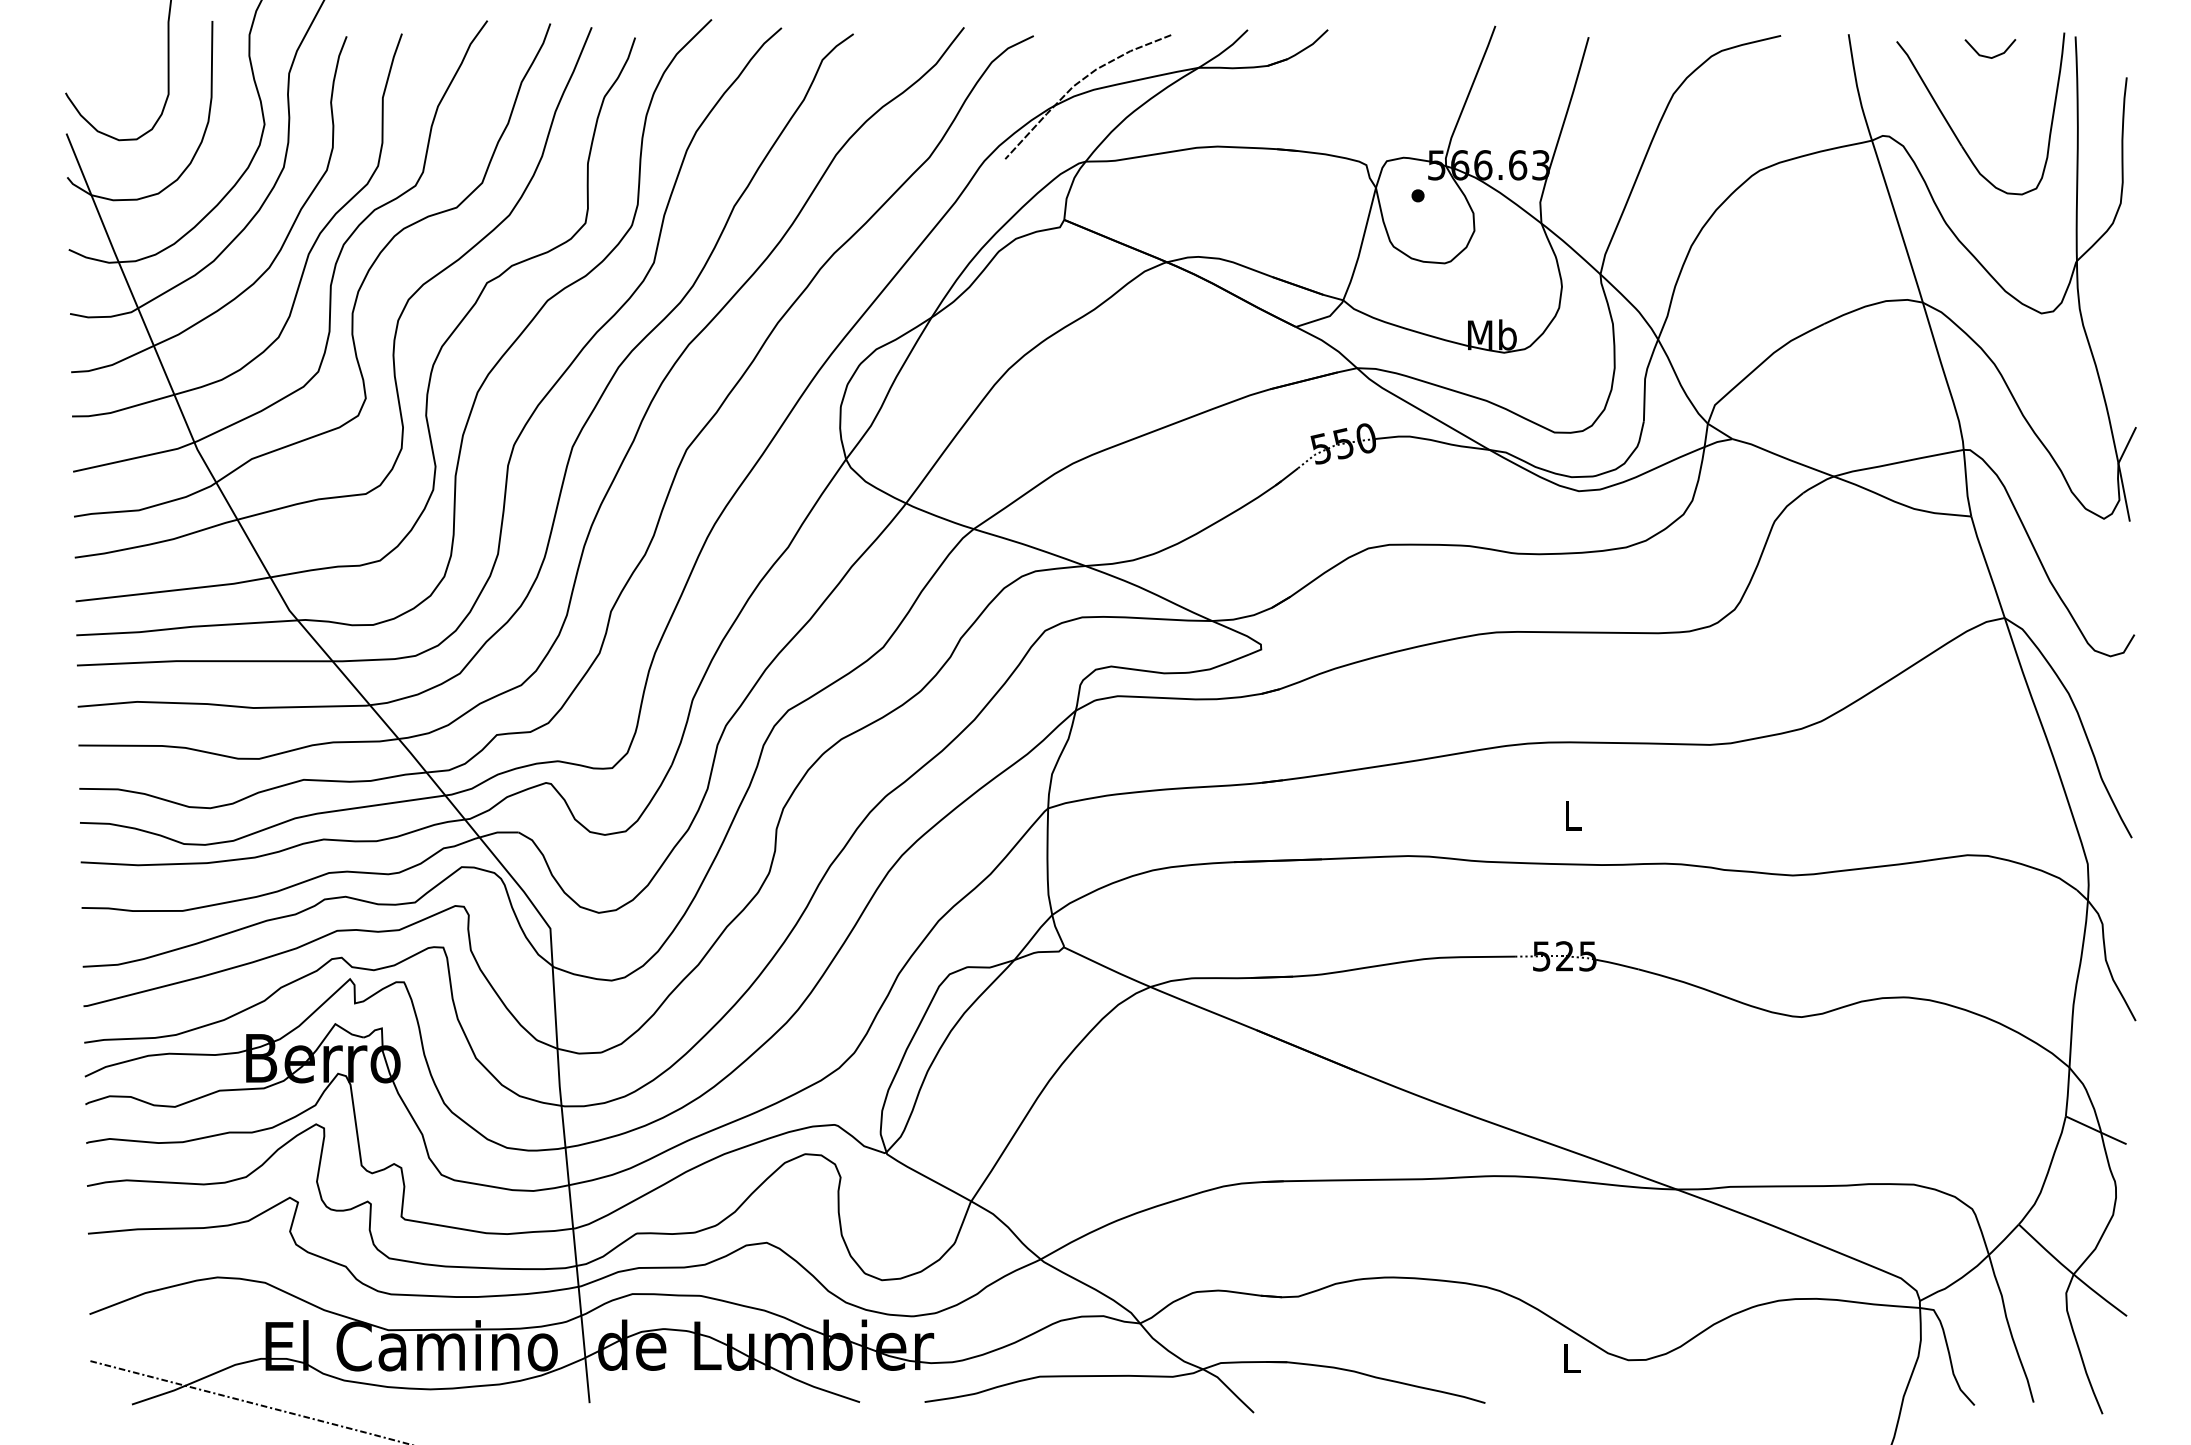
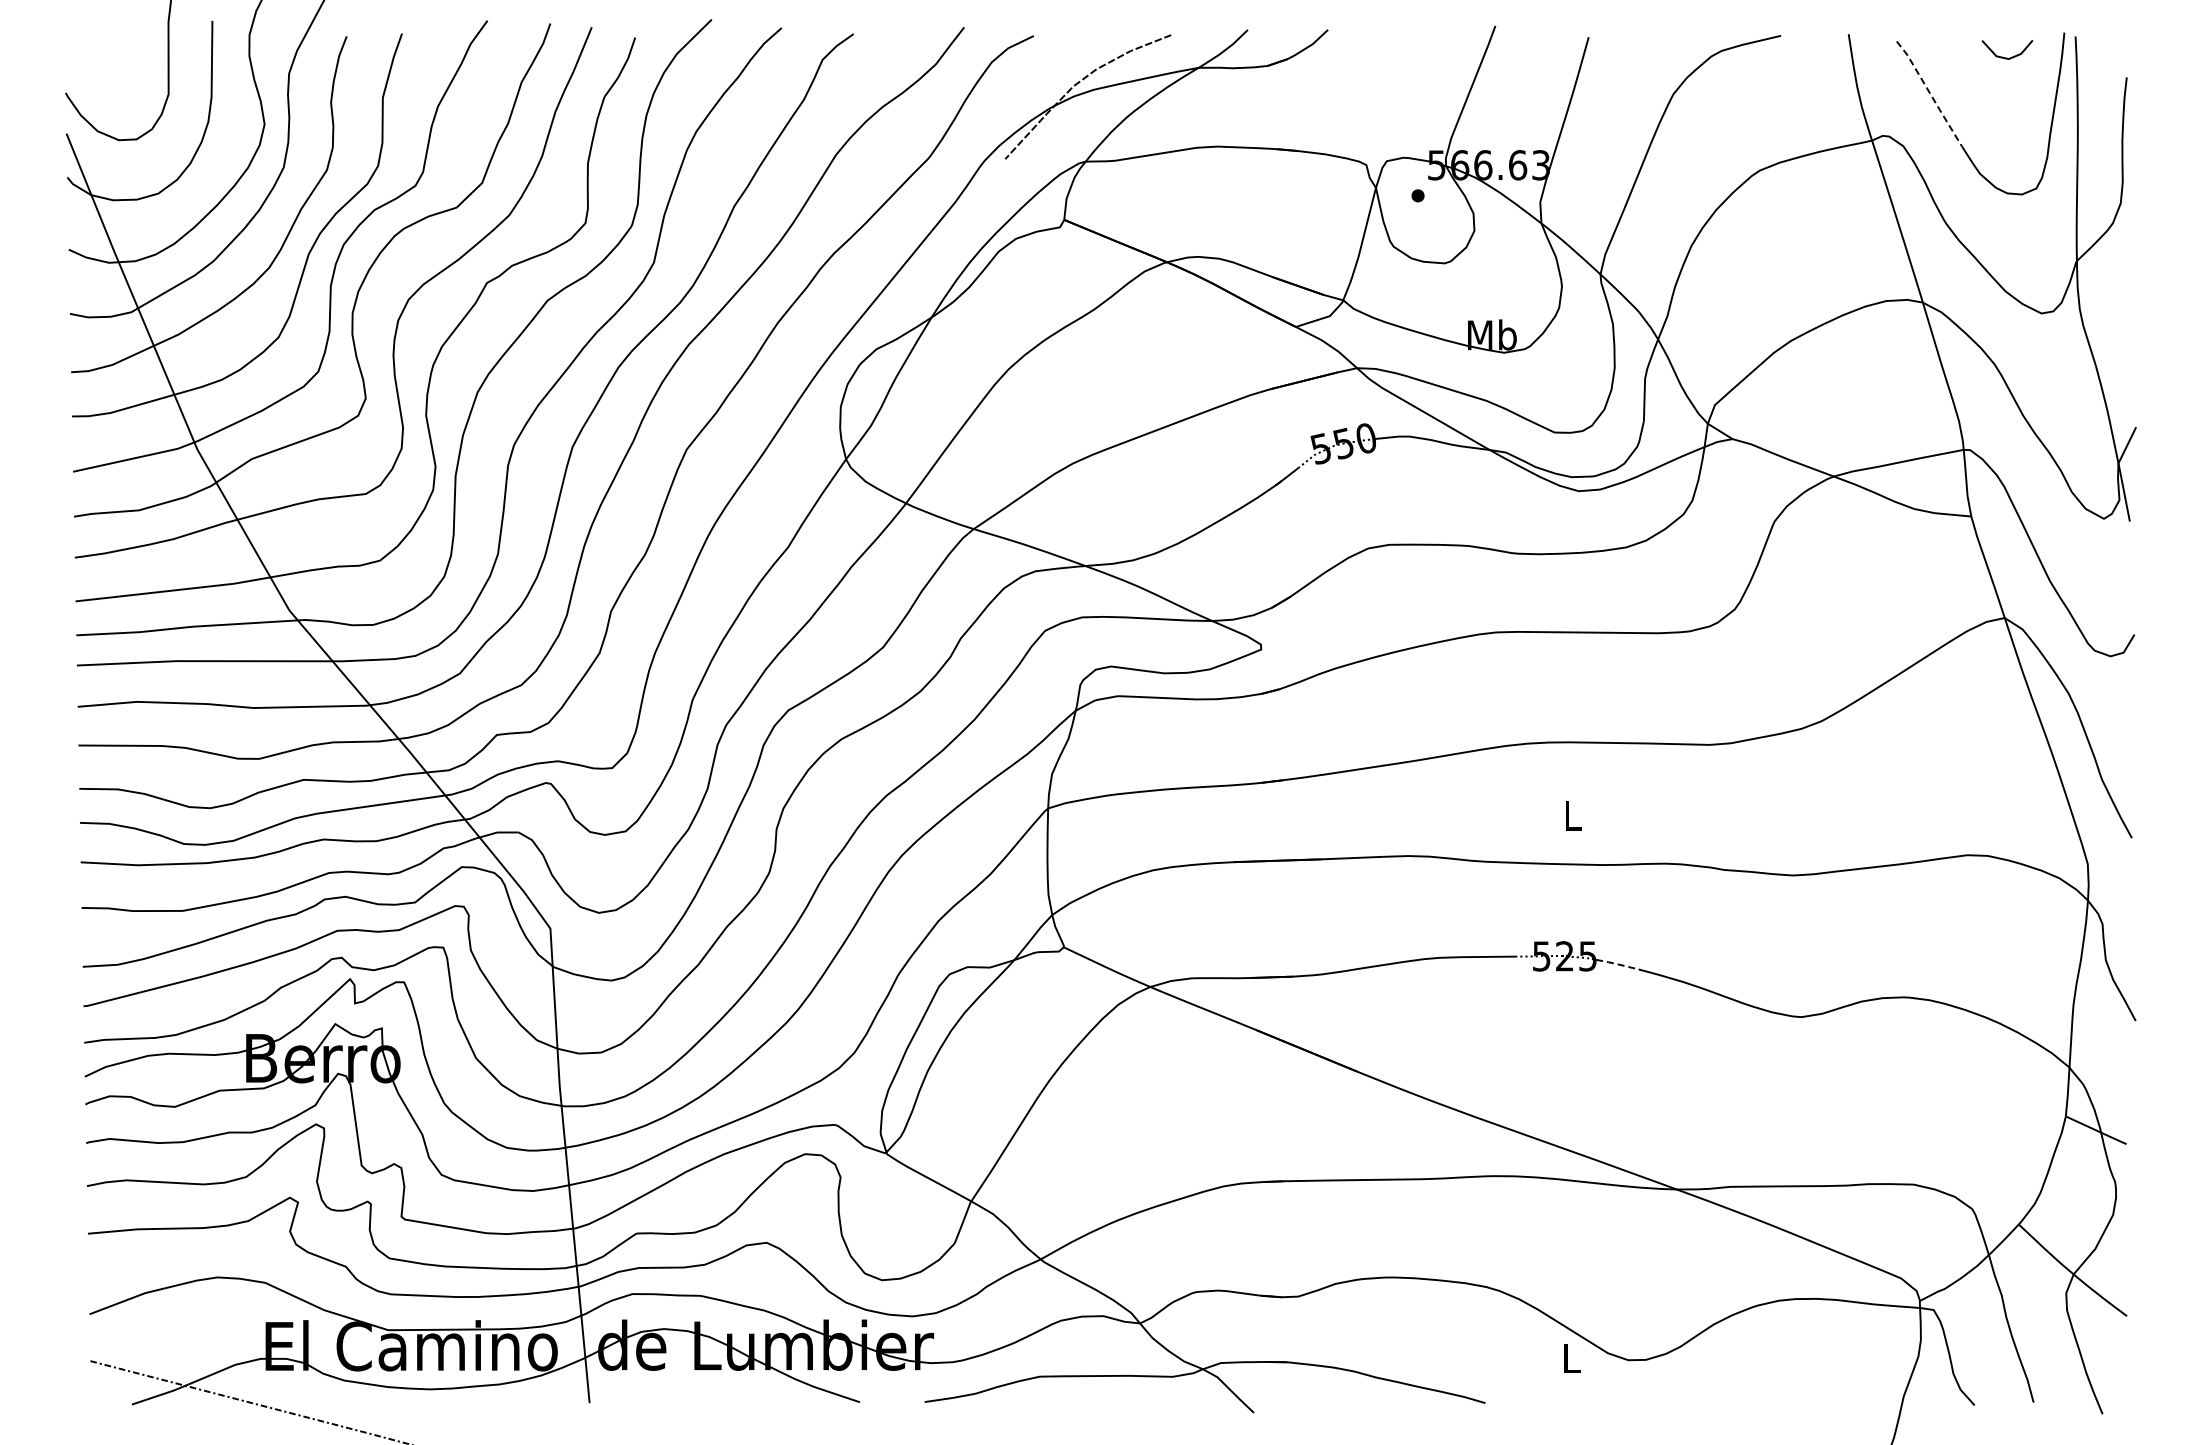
line position: (1990, 56) -> (2007, 57) (2007, 57)
line: solid -> dashed (1930, 93)
line: solid -> dashed (1617, 964)
